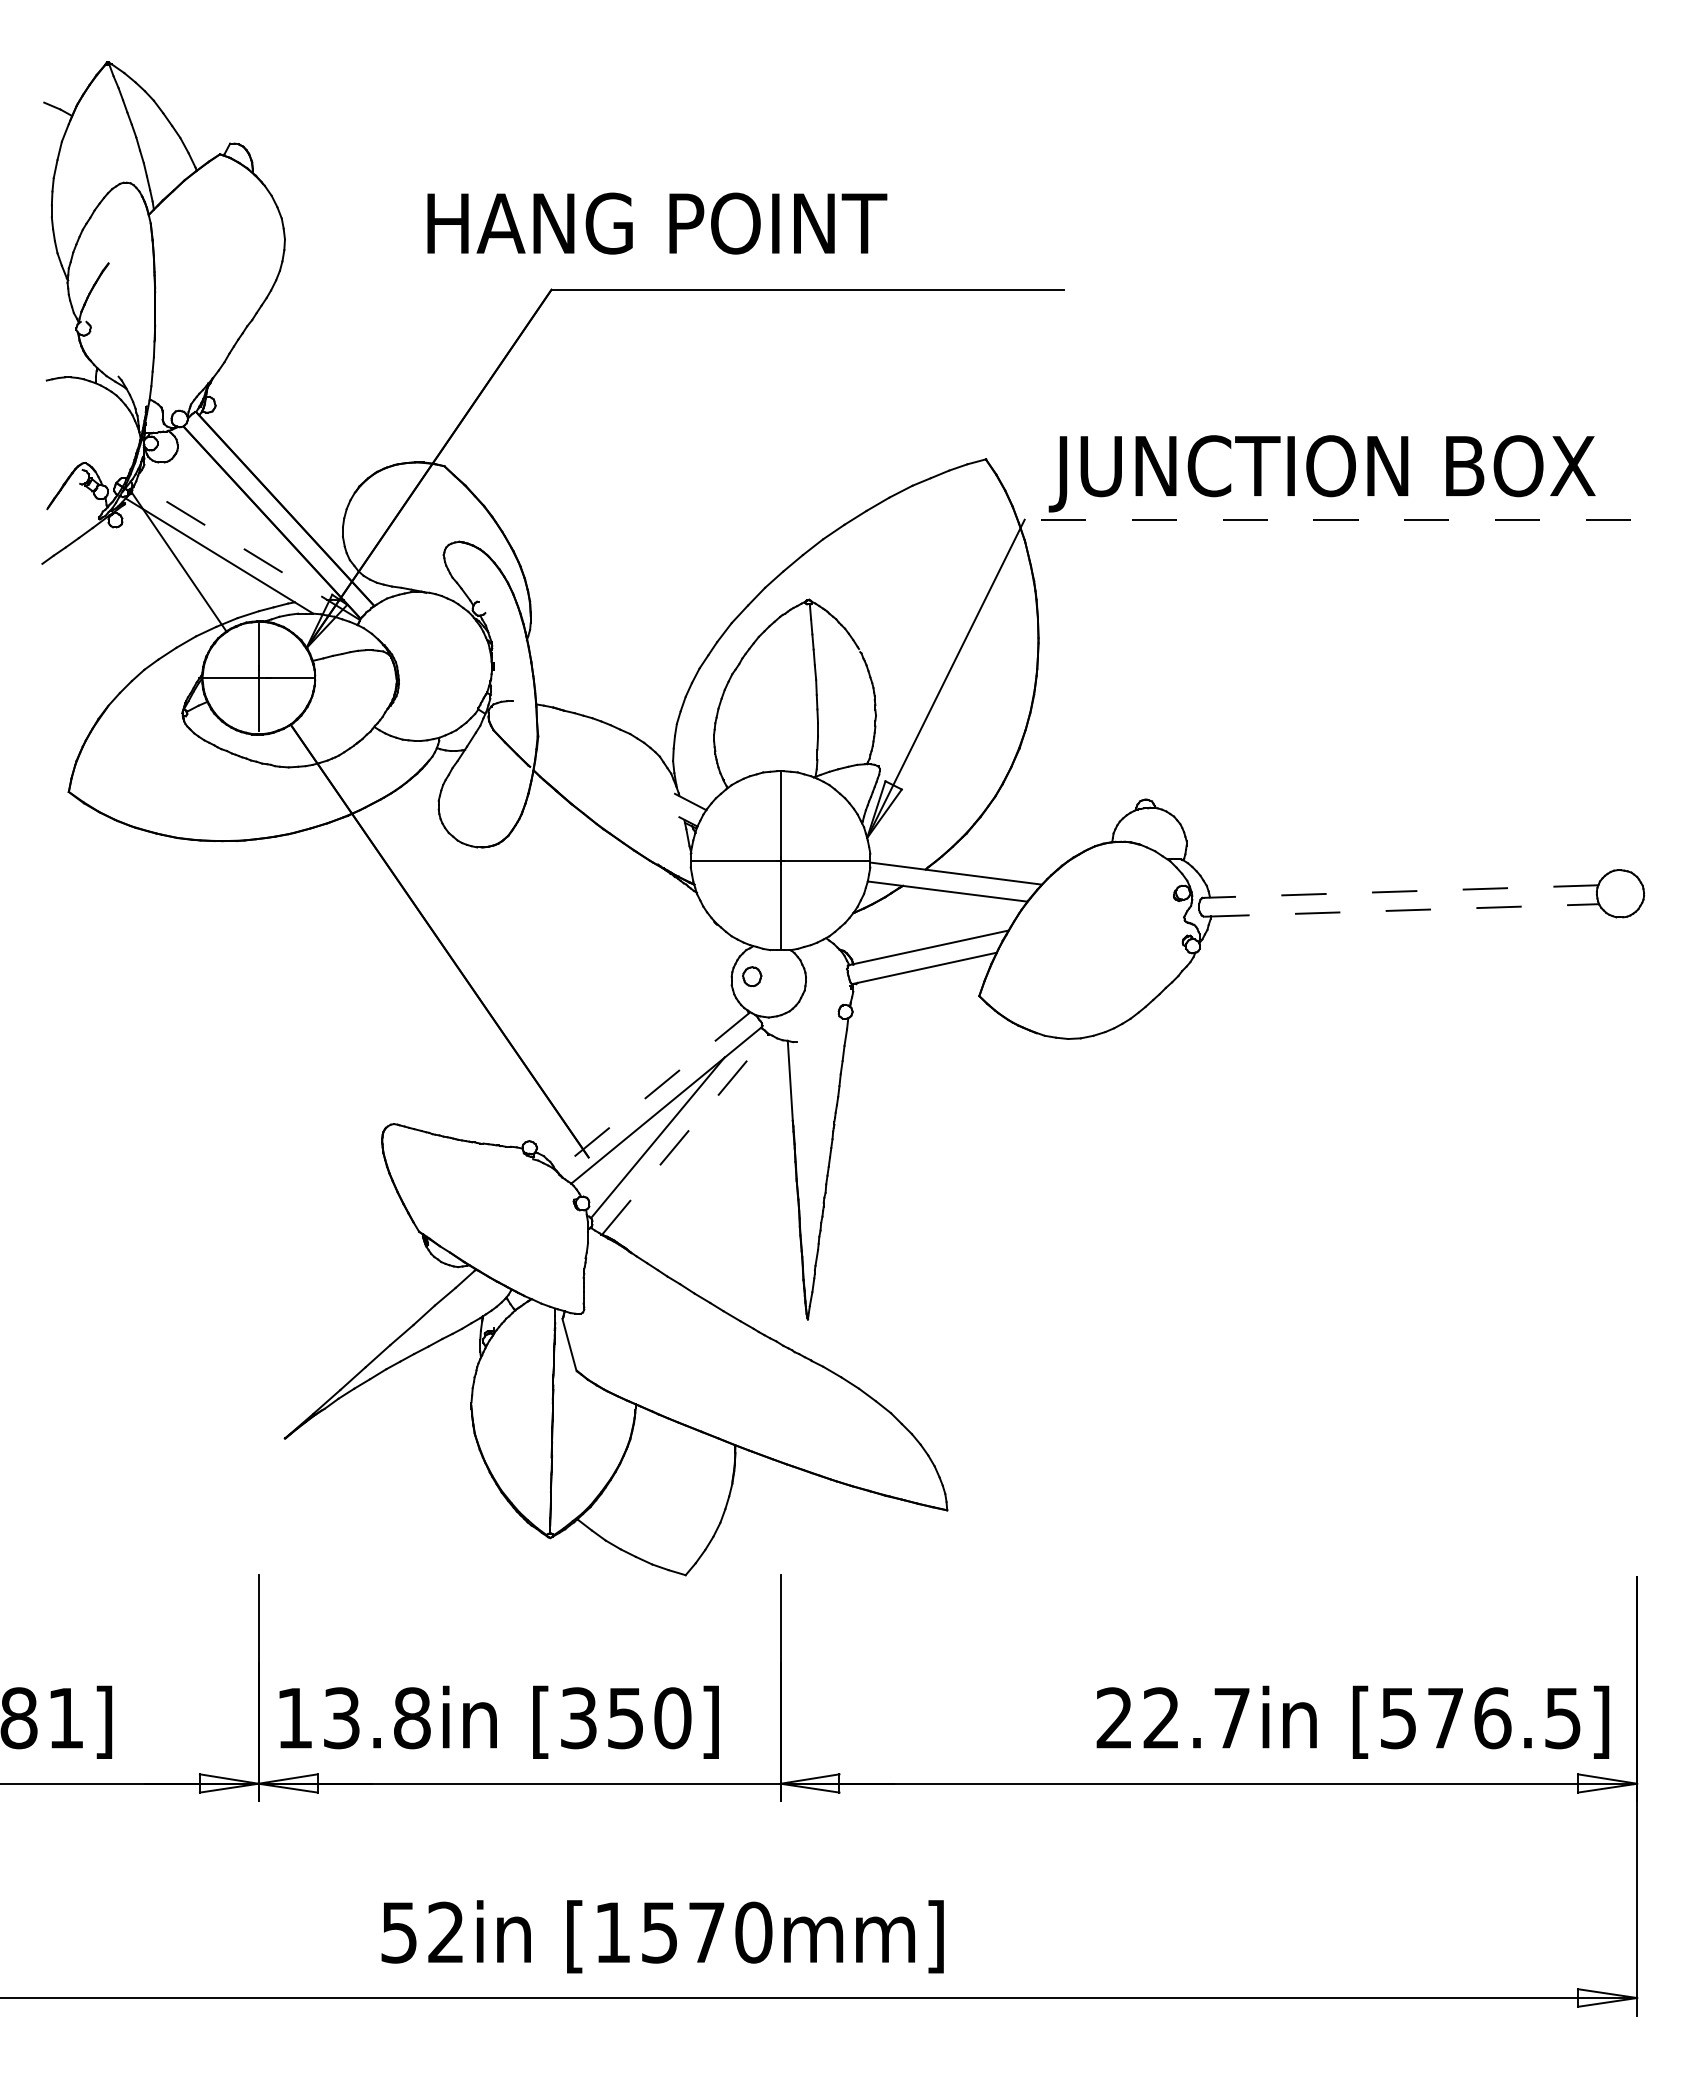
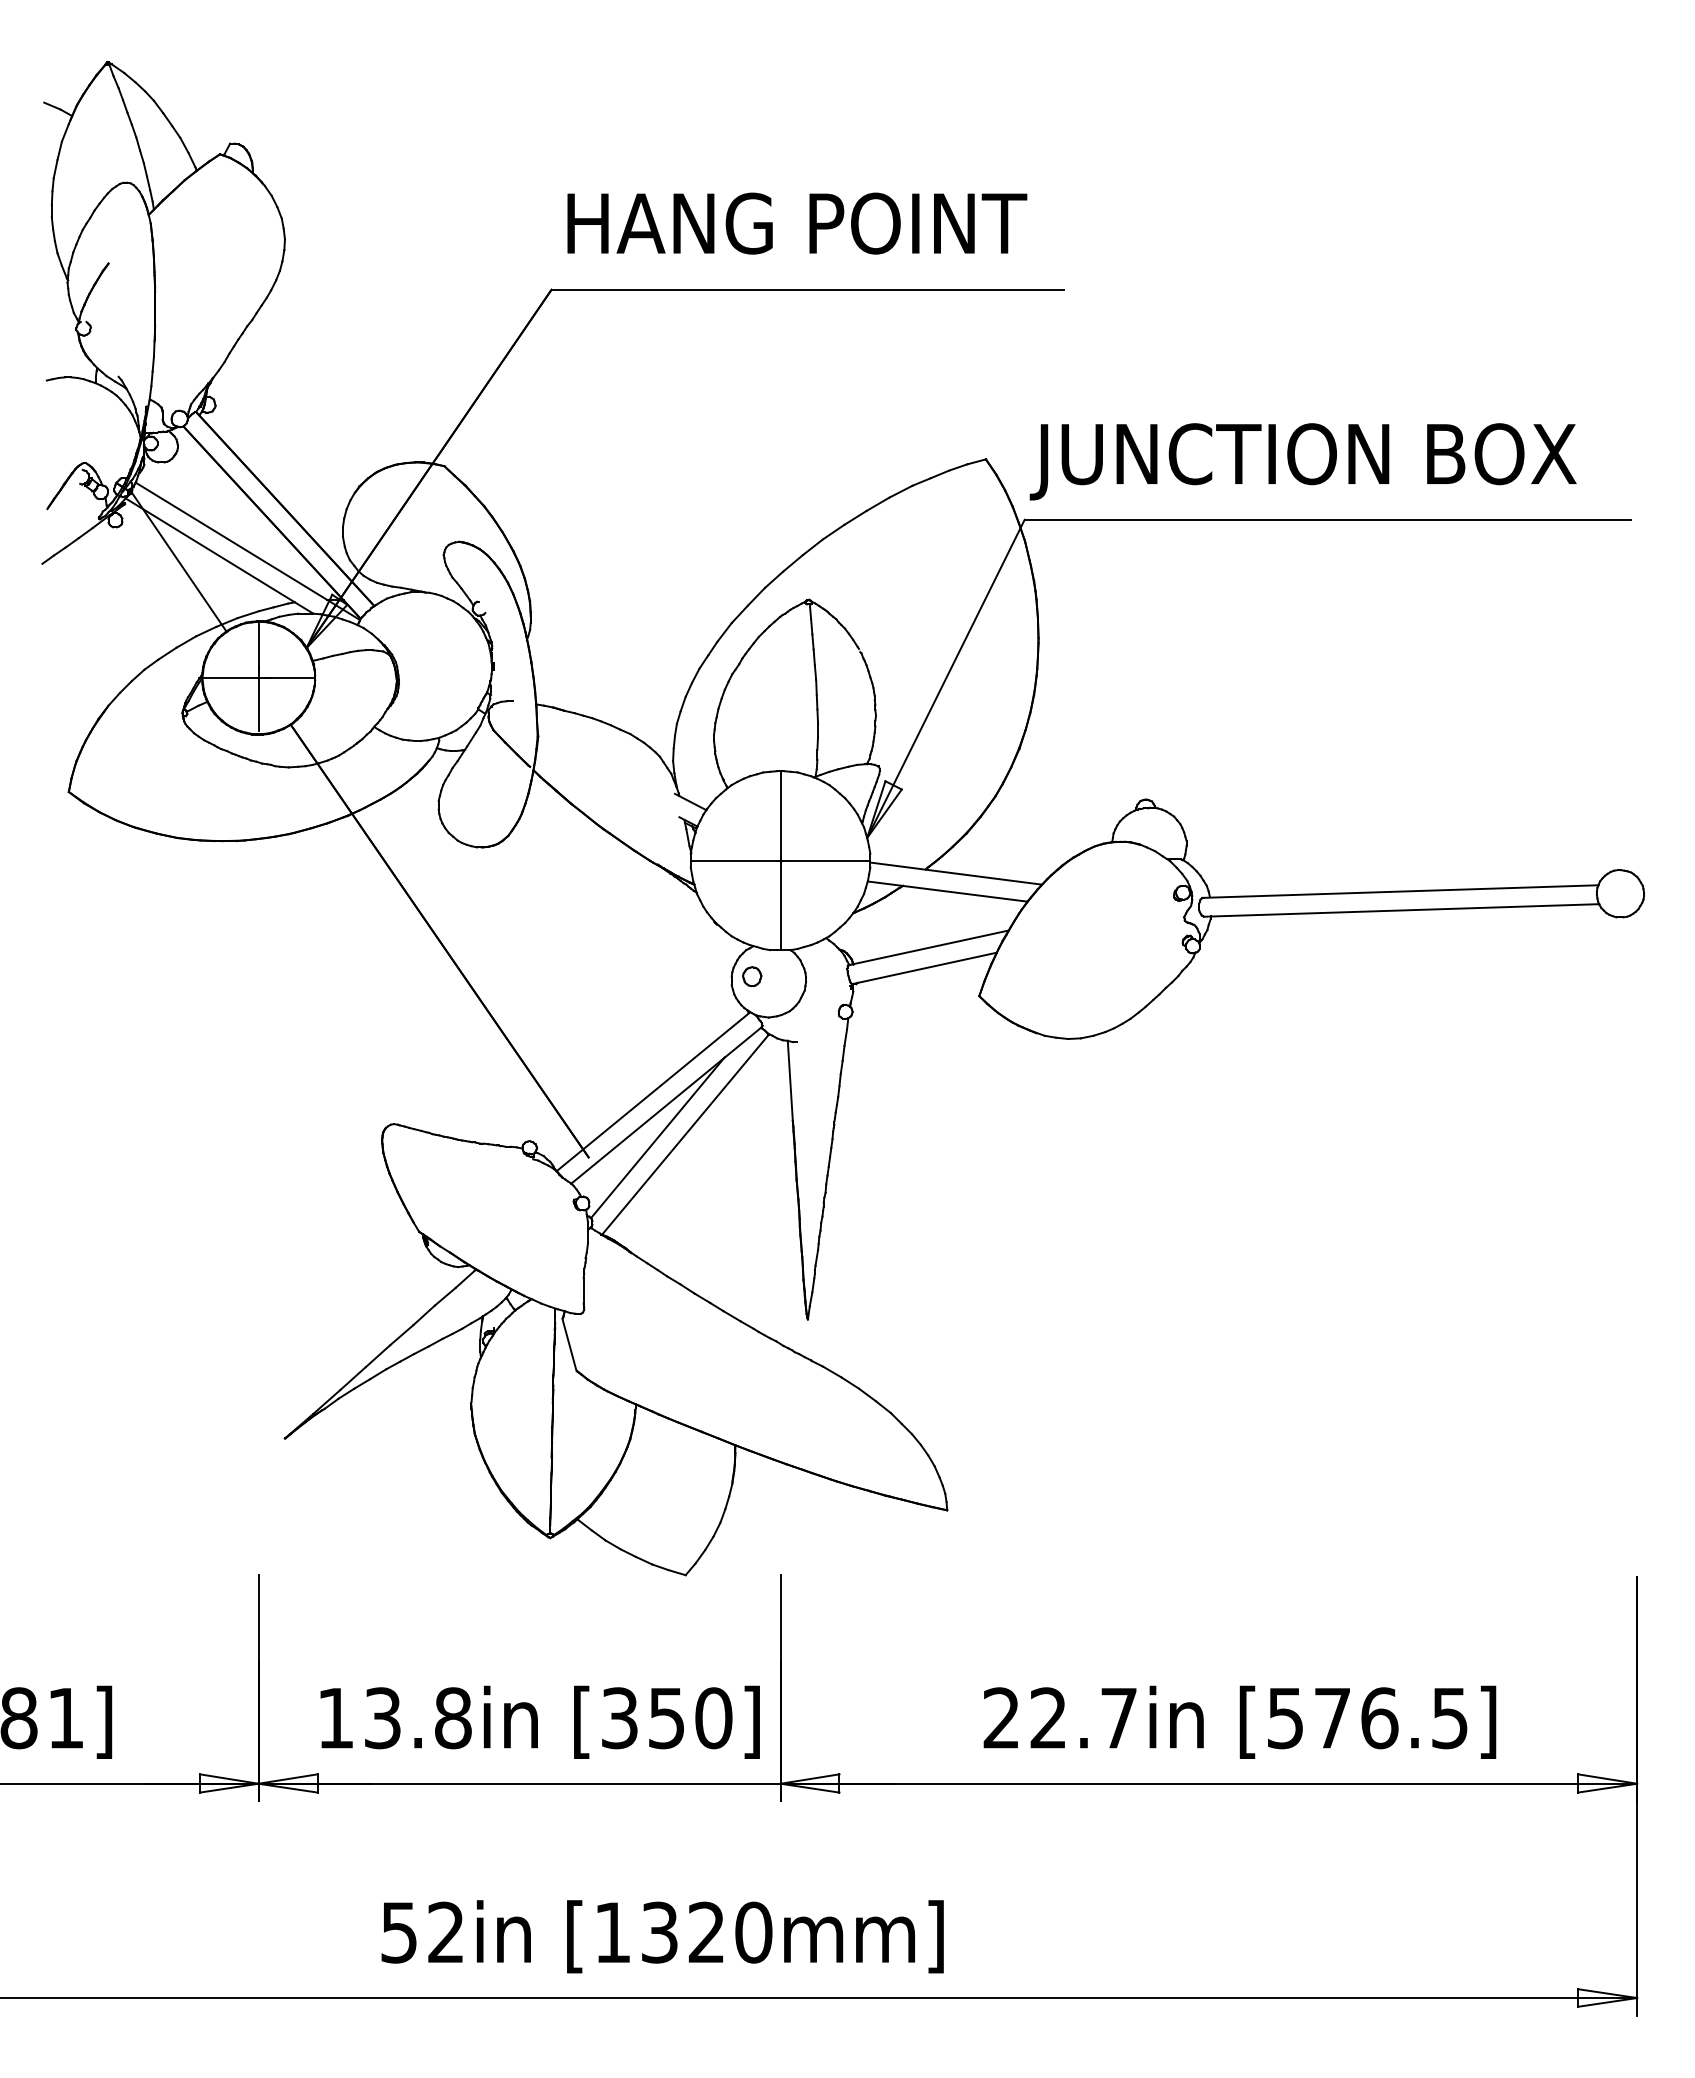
text position: (657, 223) -> (797, 223) (797, 223)
text position: (1321, 473) -> (1302, 461) (1302, 461)
line: dashed -> solid (1327, 519)
line: dashed -> solid (247, 551)
line: dashed -> solid (1401, 891)
line: dashed -> solid (1401, 910)
line: dashed -> solid (652, 1092)
line: dashed -> solid (685, 1134)
text position: (498, 1721) -> (539, 1721) (539, 1721)
text position: (1352, 1721) -> (1239, 1721) (1239, 1721)
text: [1570mm] -> [1320mm] (683, 1932)
